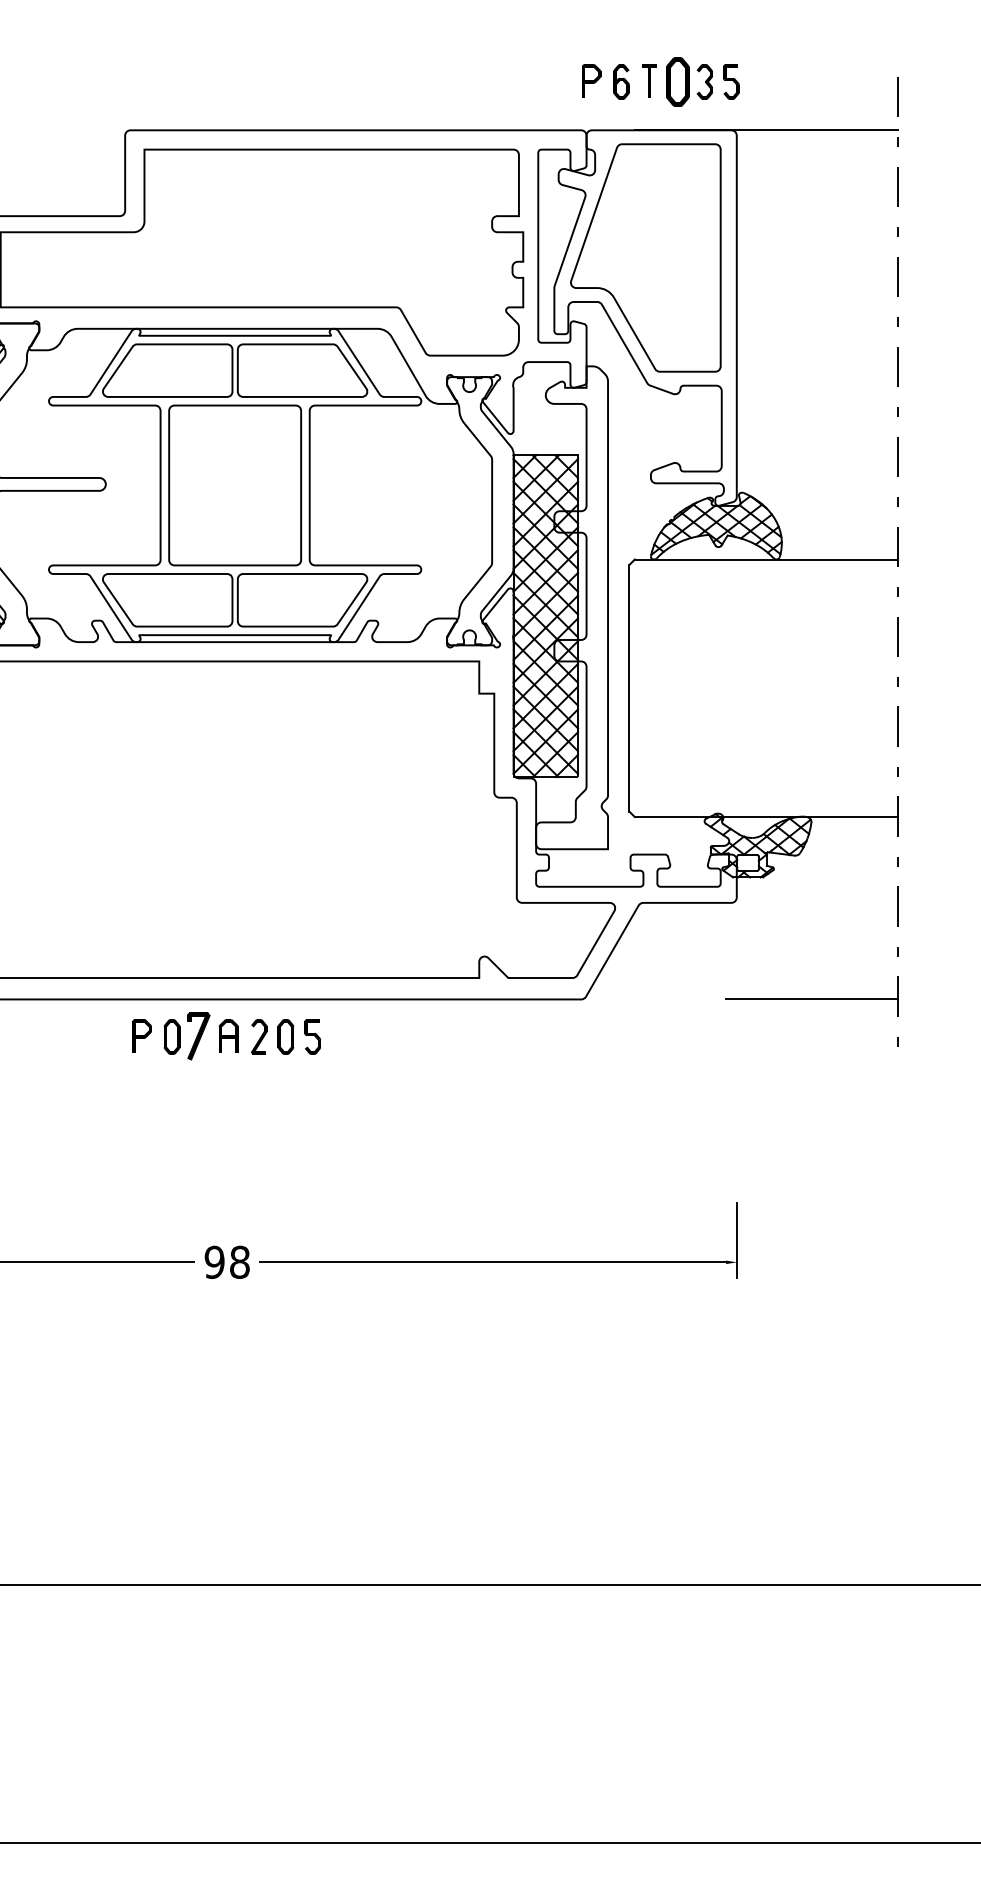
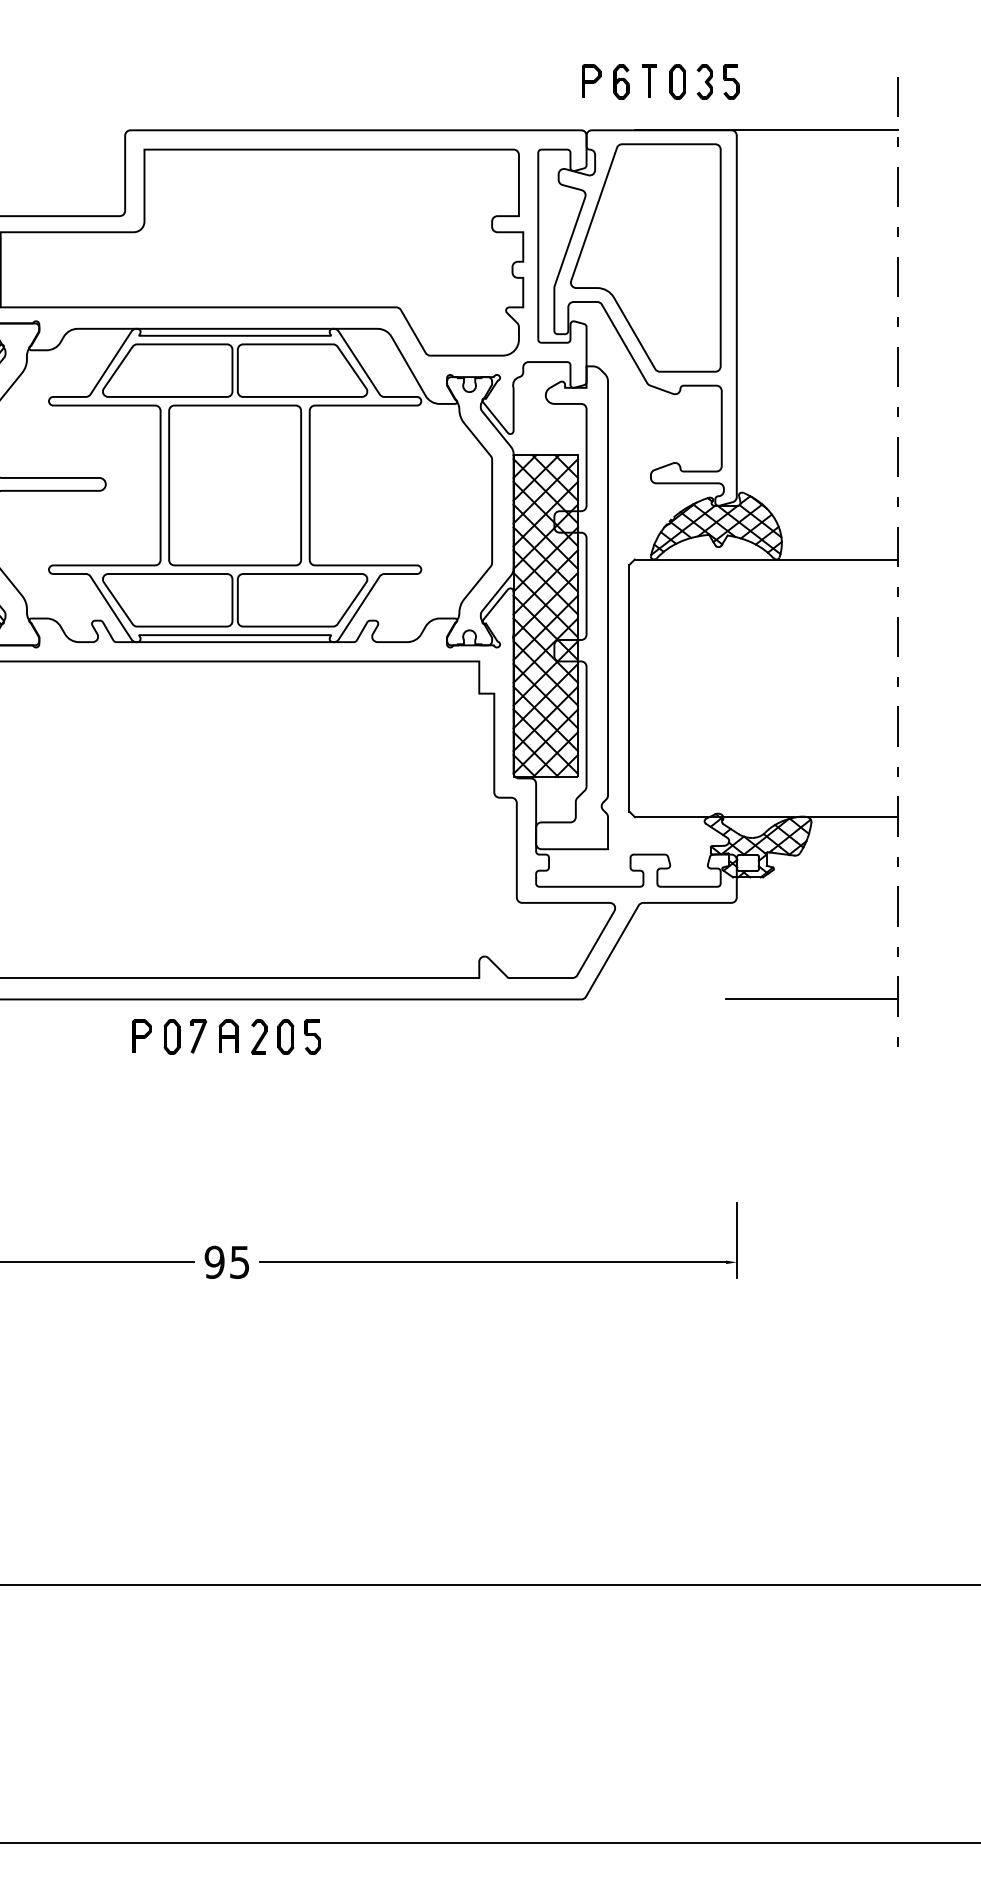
part size: 24x50 px -> 17x36 px (677, 81)
part size: 24x49 px -> 18x35 px (198, 1036)
text: 98 -> 95 (239, 1261)
